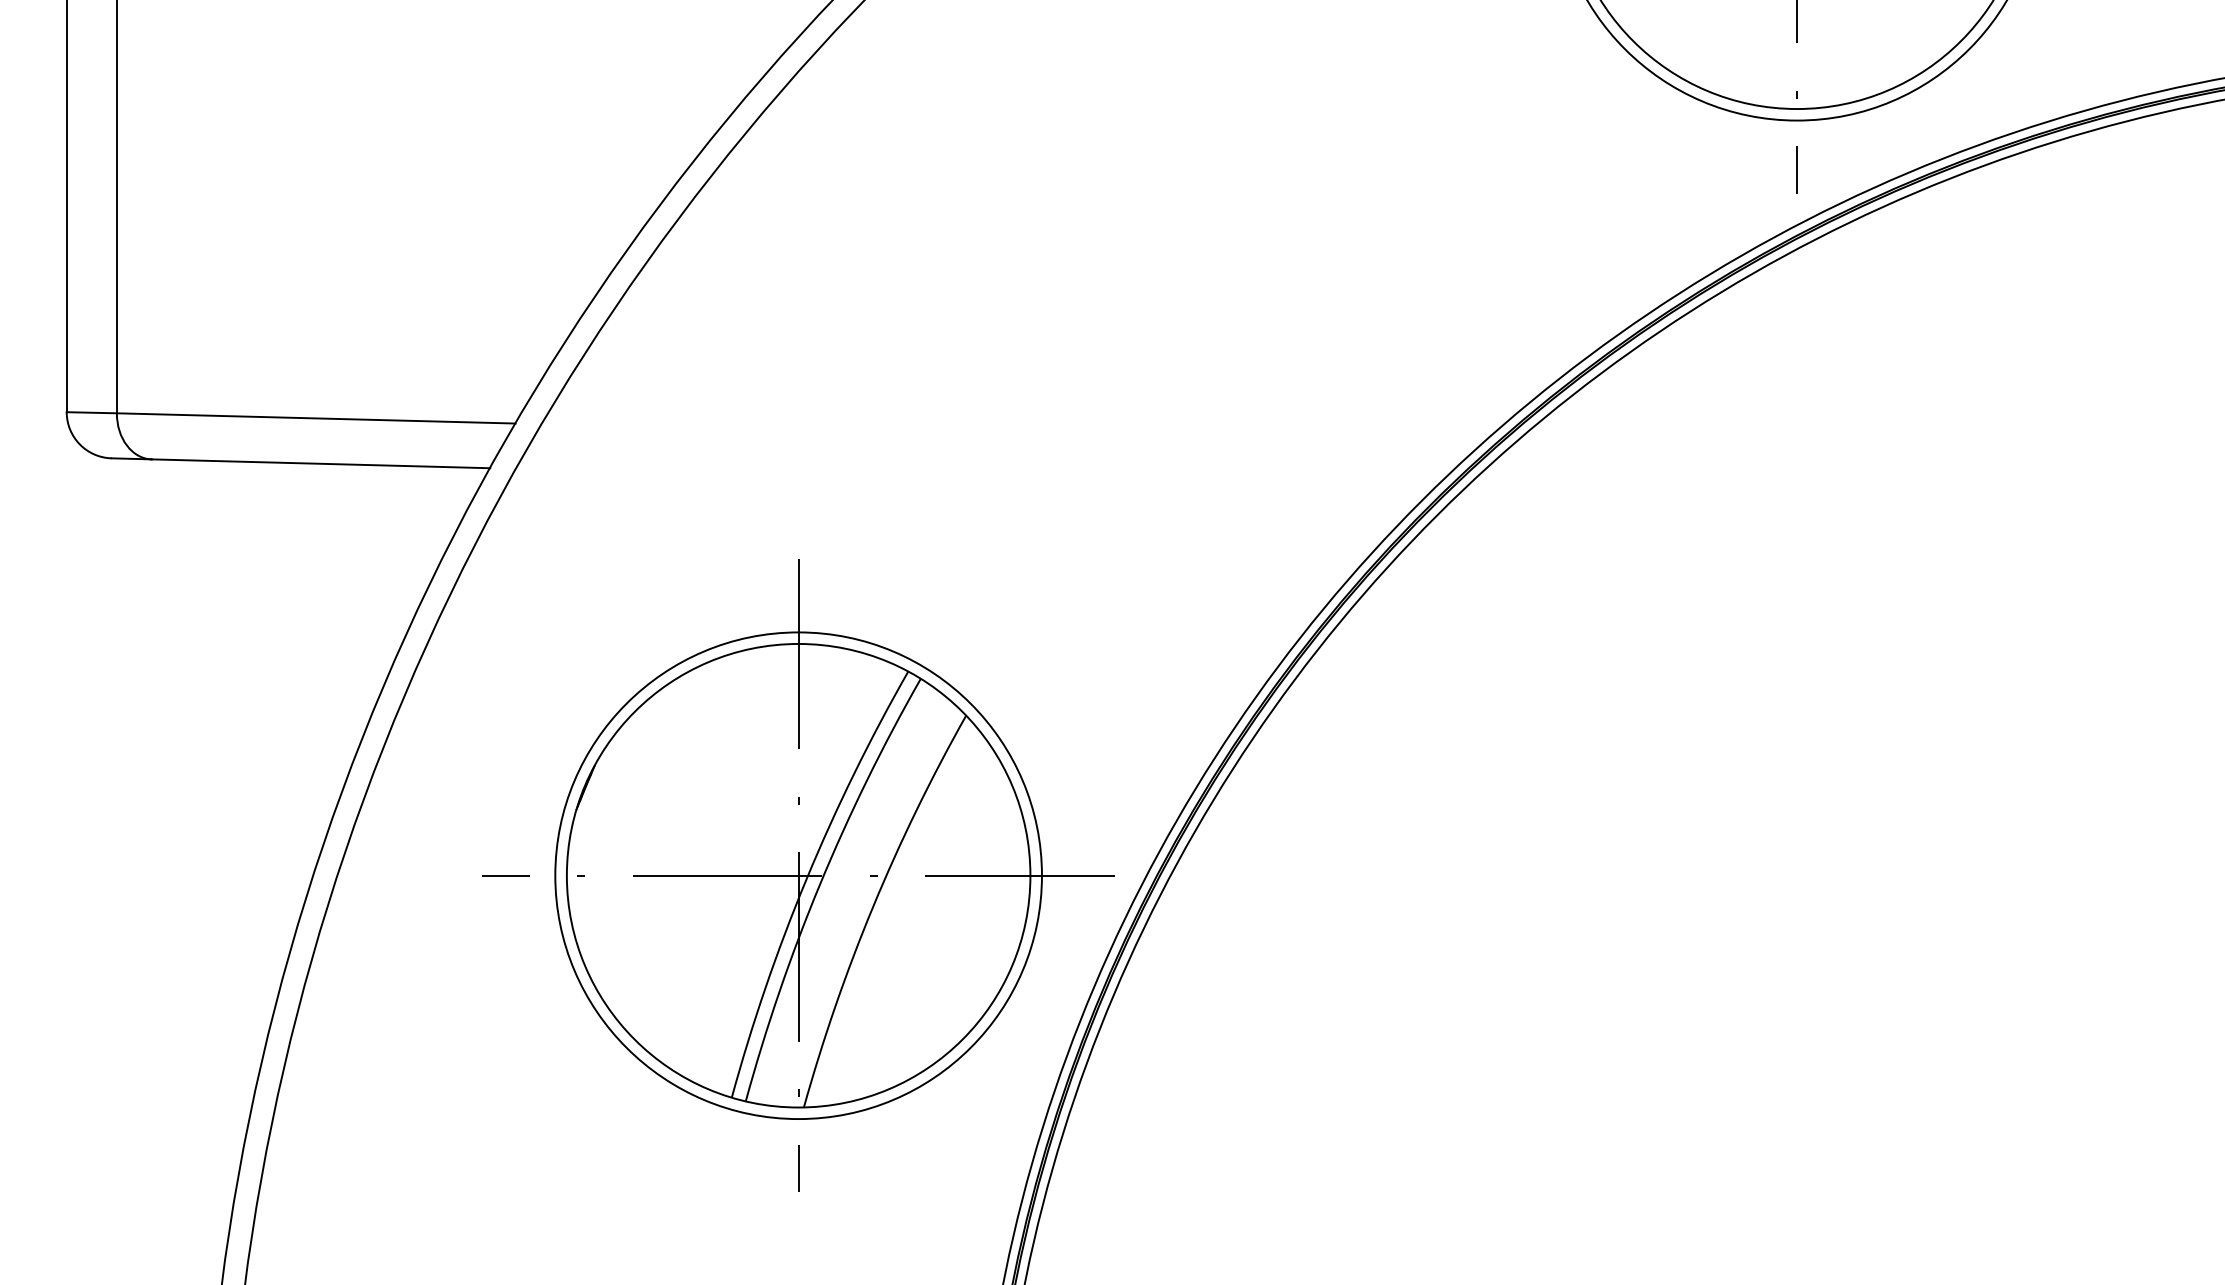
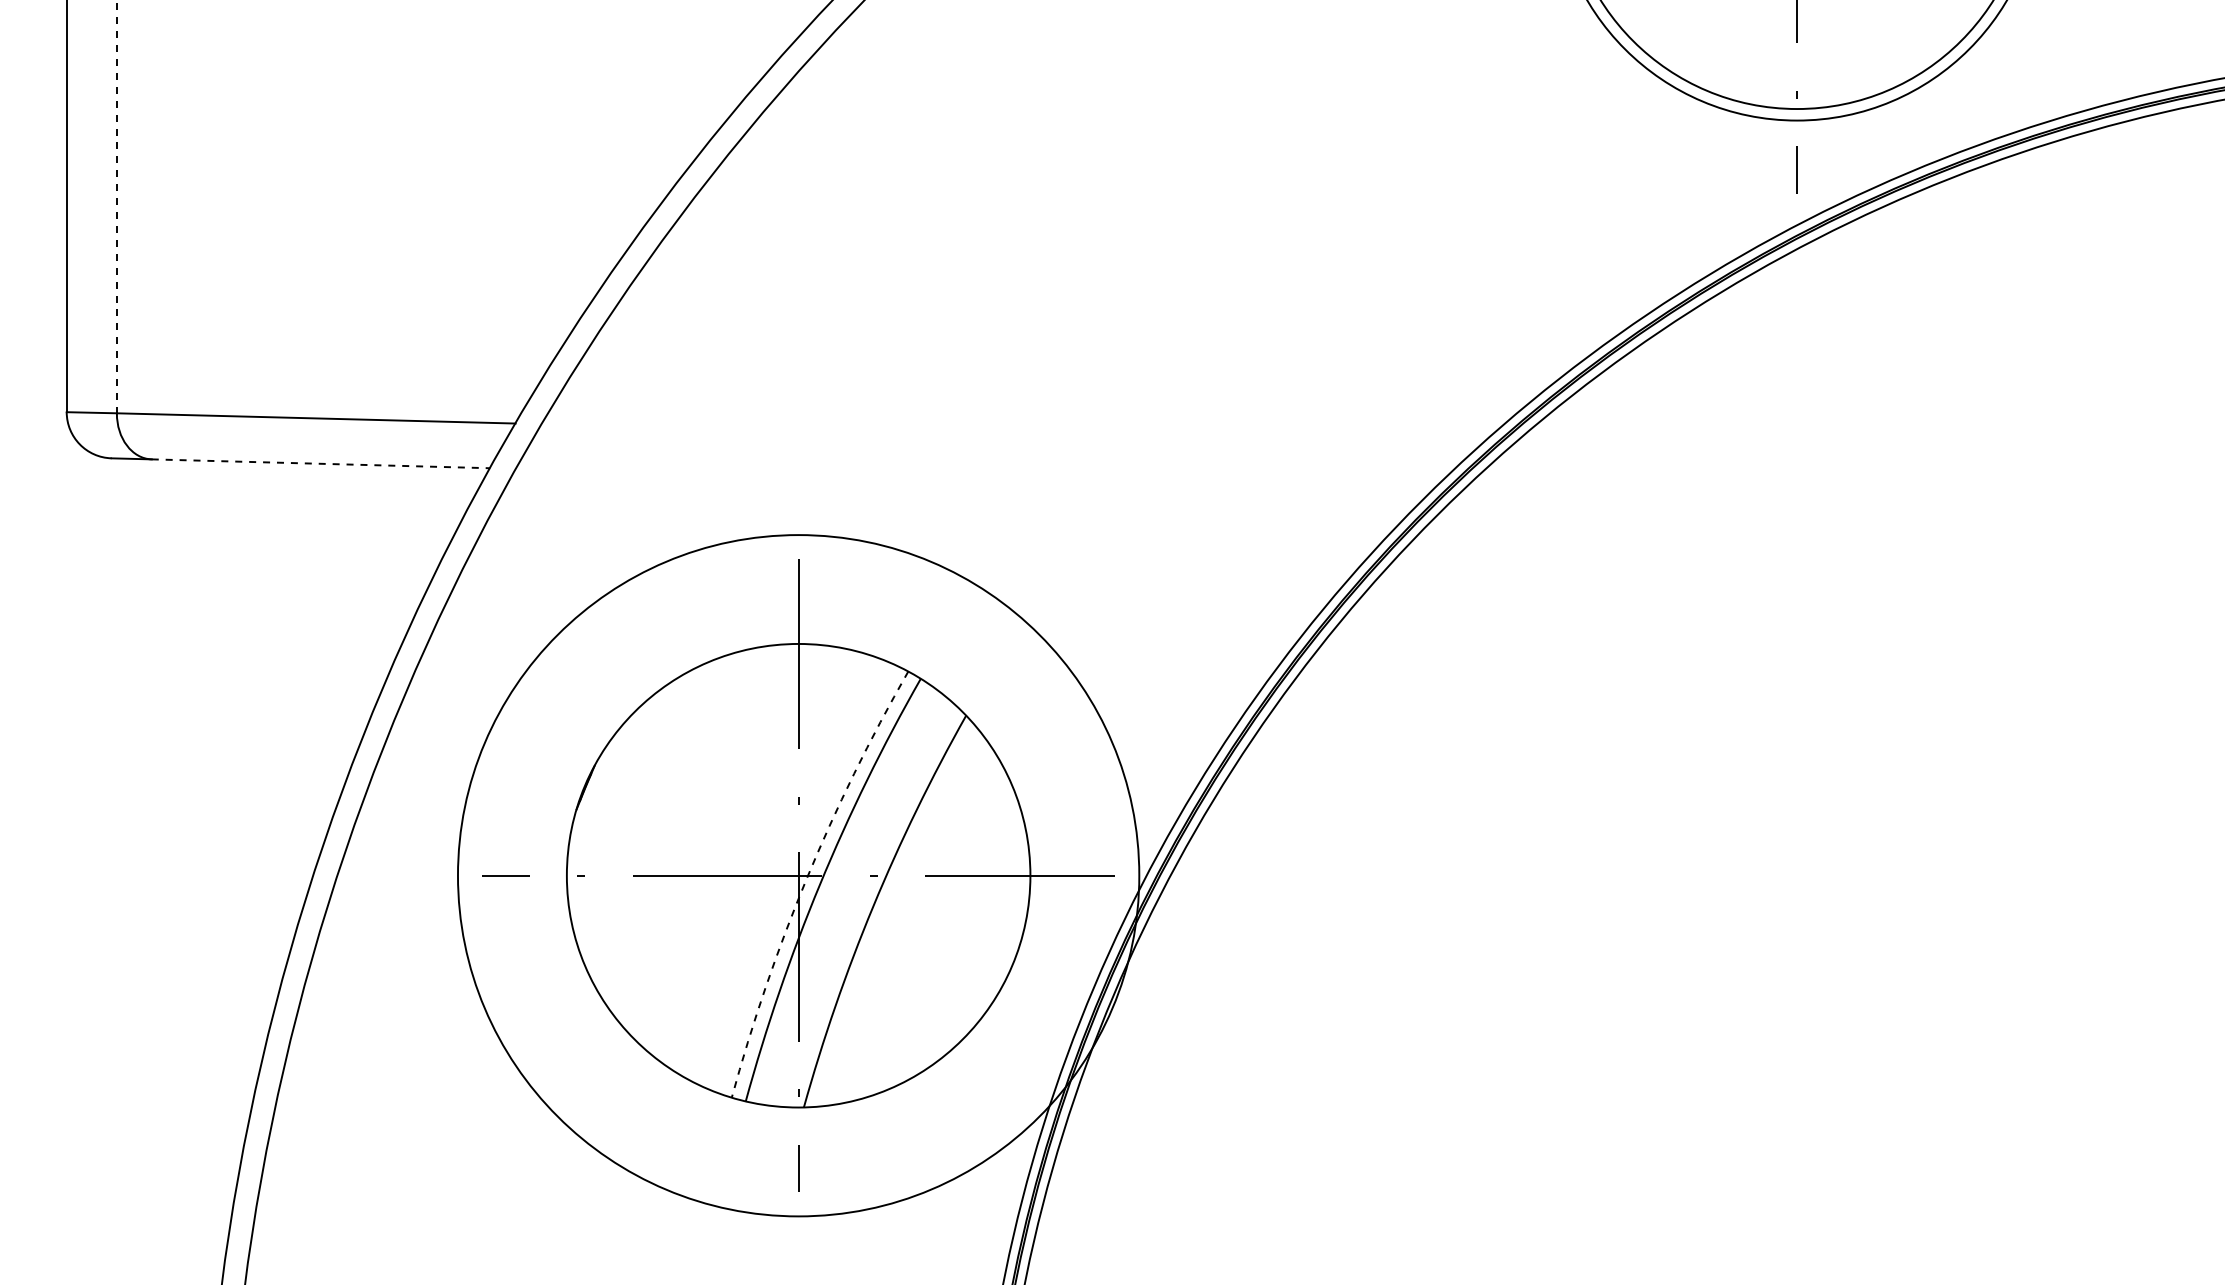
line: solid -> dashed (116, 207)
line: solid -> dashed (321, 463)
circle diameter: 487 px -> 681 px (798, 875)
arc: solid -> dashed (806, 879)
